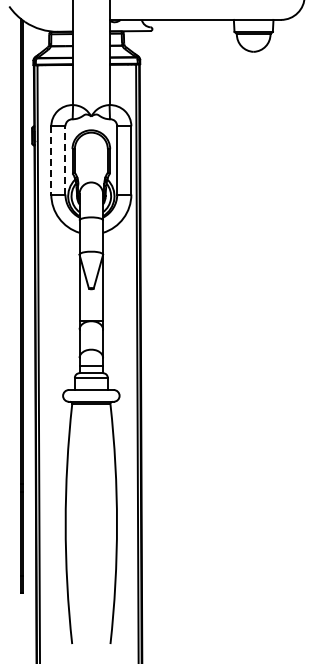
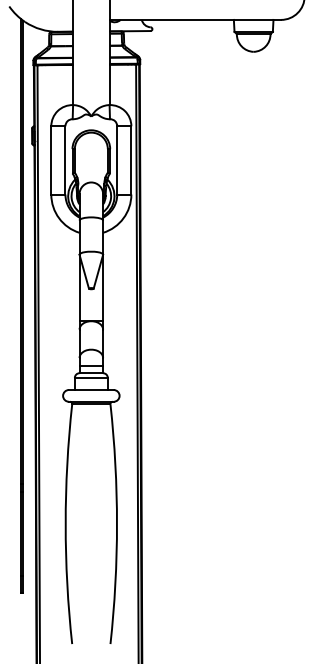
line: dashed -> solid (65, 159)
line: dashed -> solid (51, 160)
